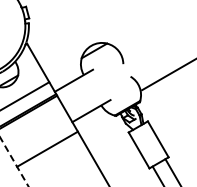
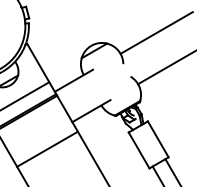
line: none -> present (156, 32)
line position: (167, 75) -> (165, 68) (165, 68)
line: dashed -> solid (14, 161)
